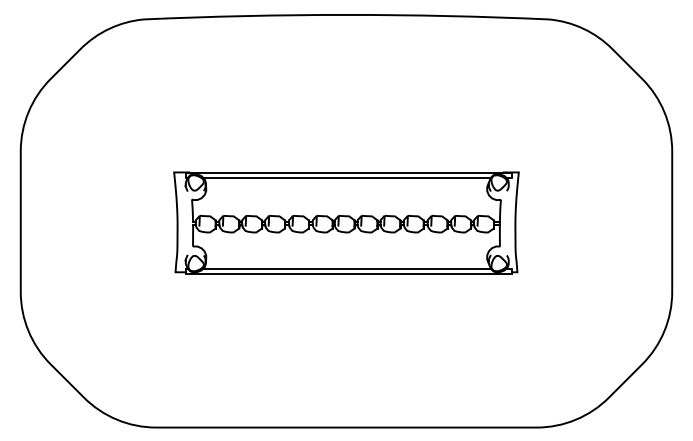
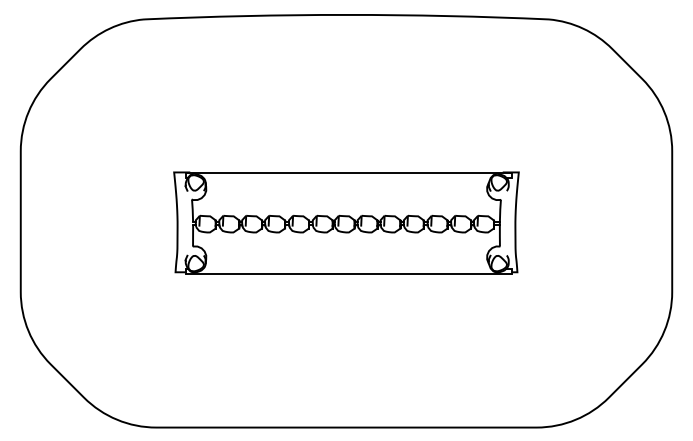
line: present -> none (346, 177)
line: present -> none (346, 269)
